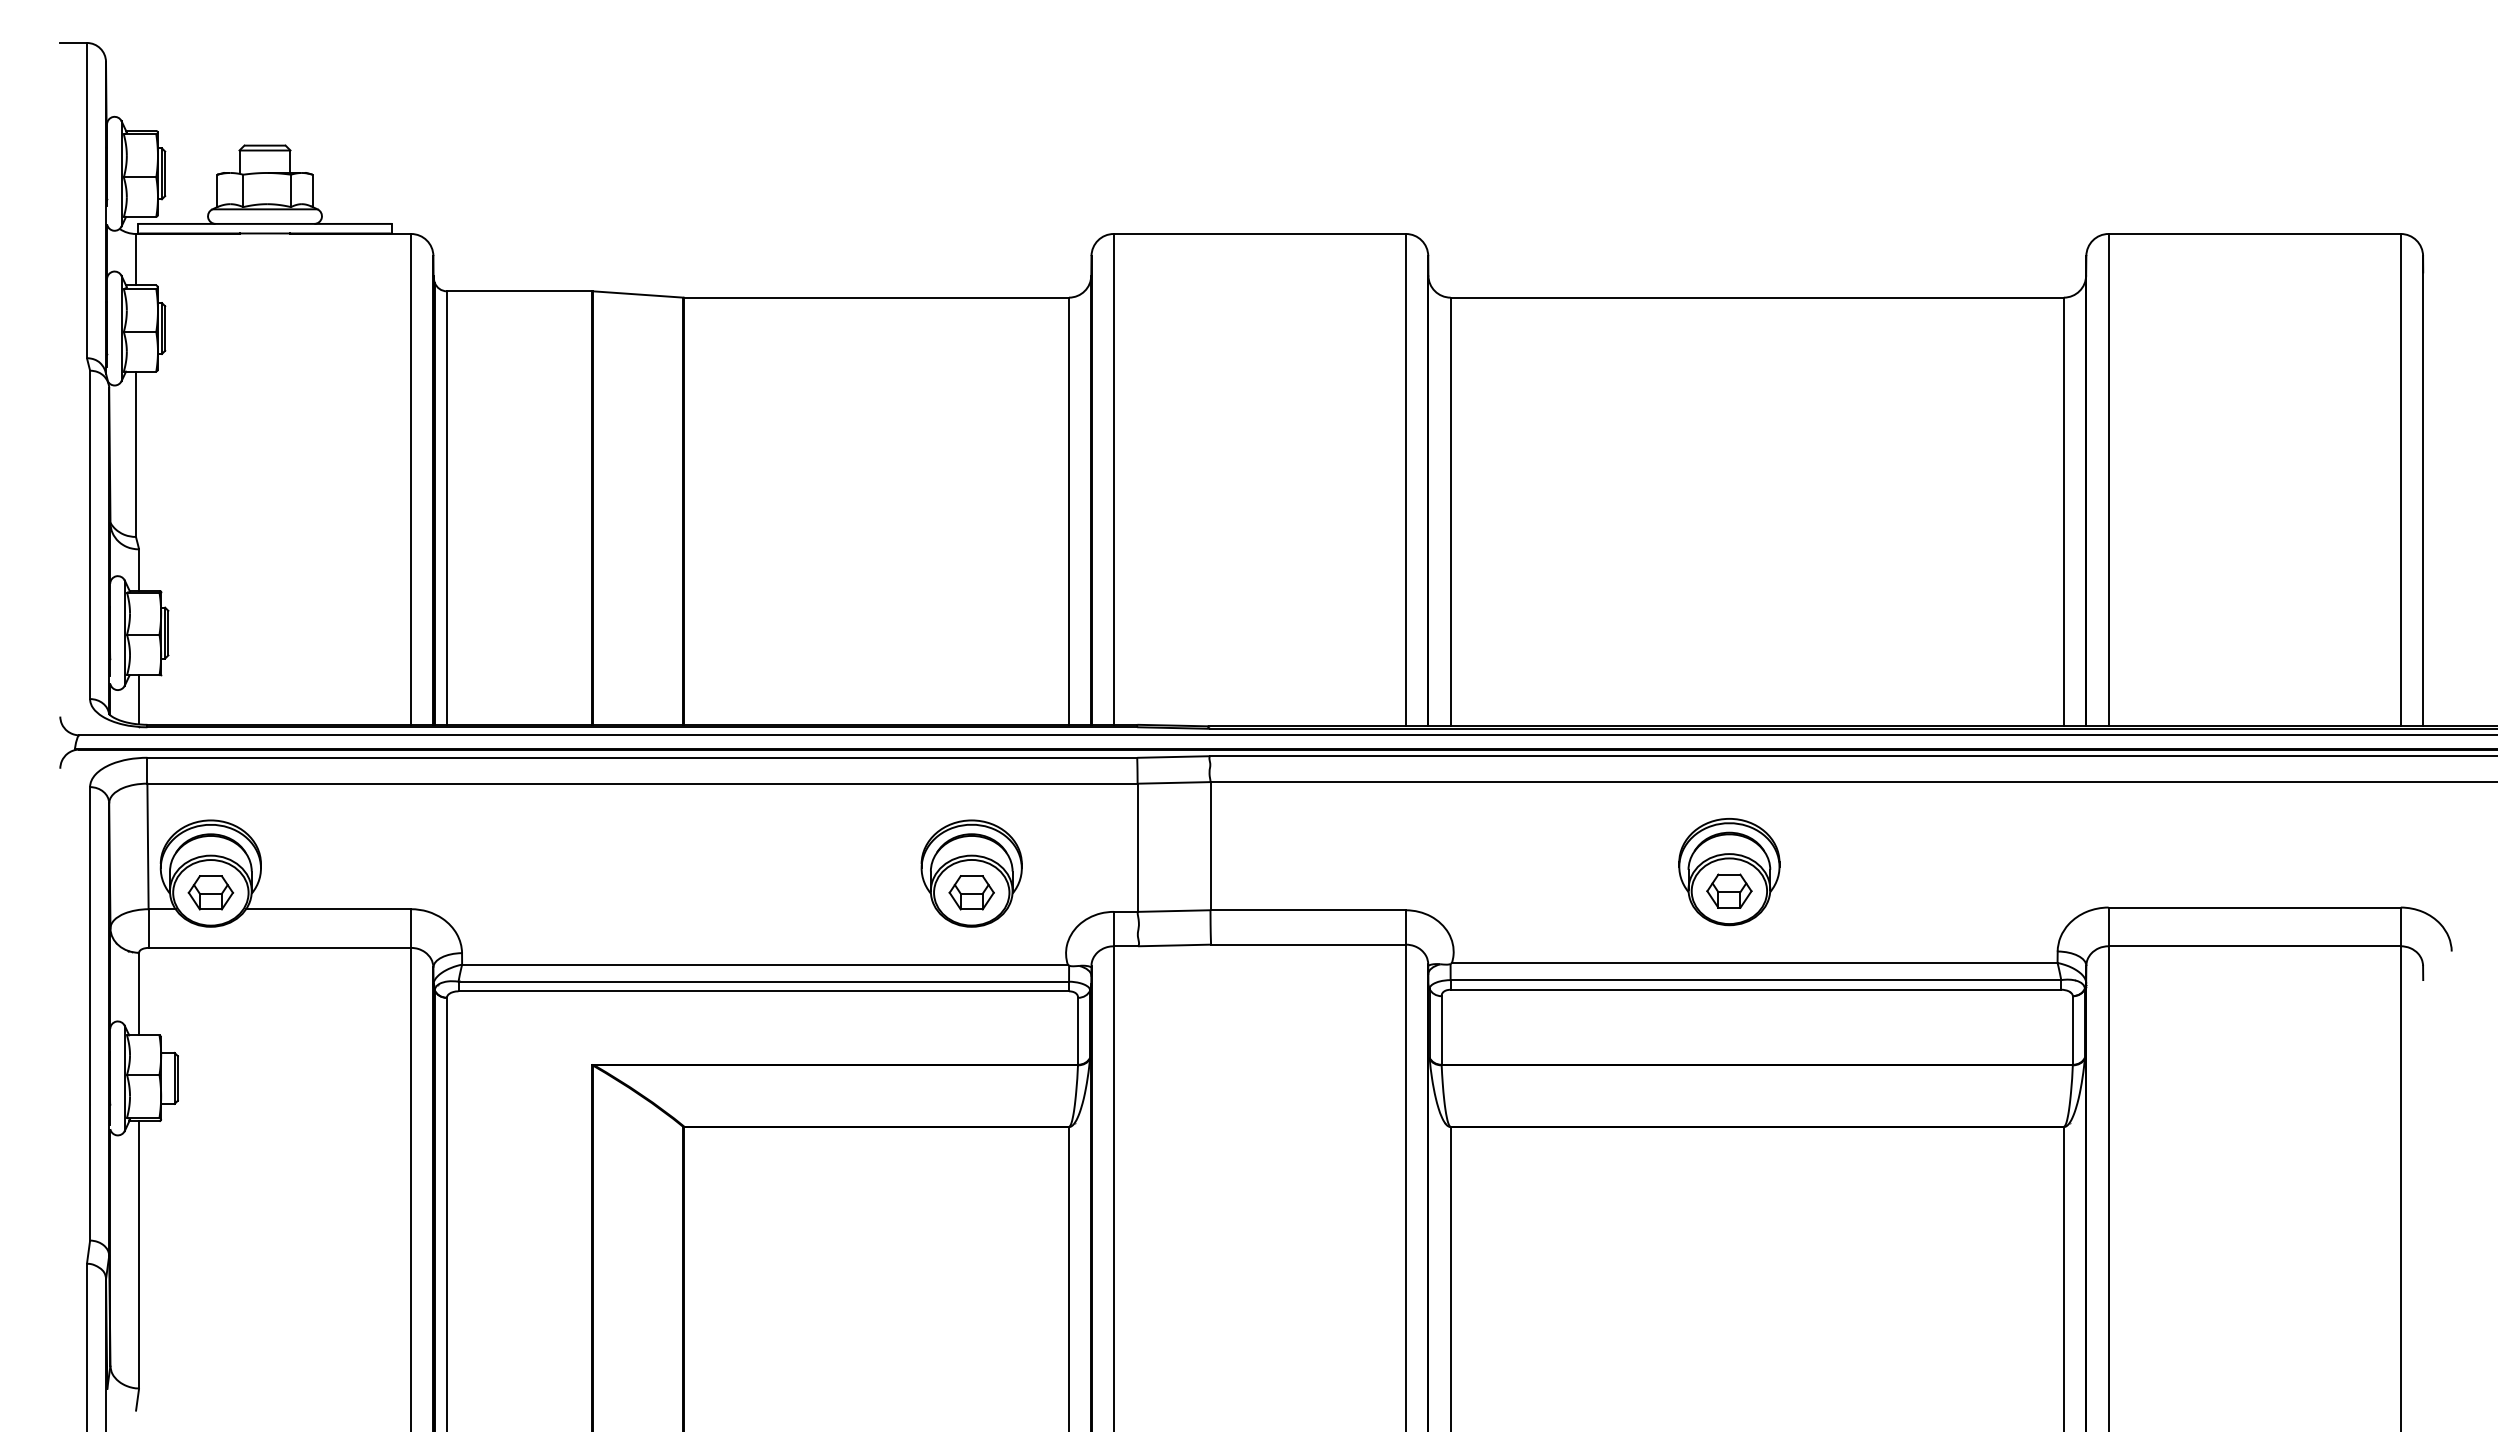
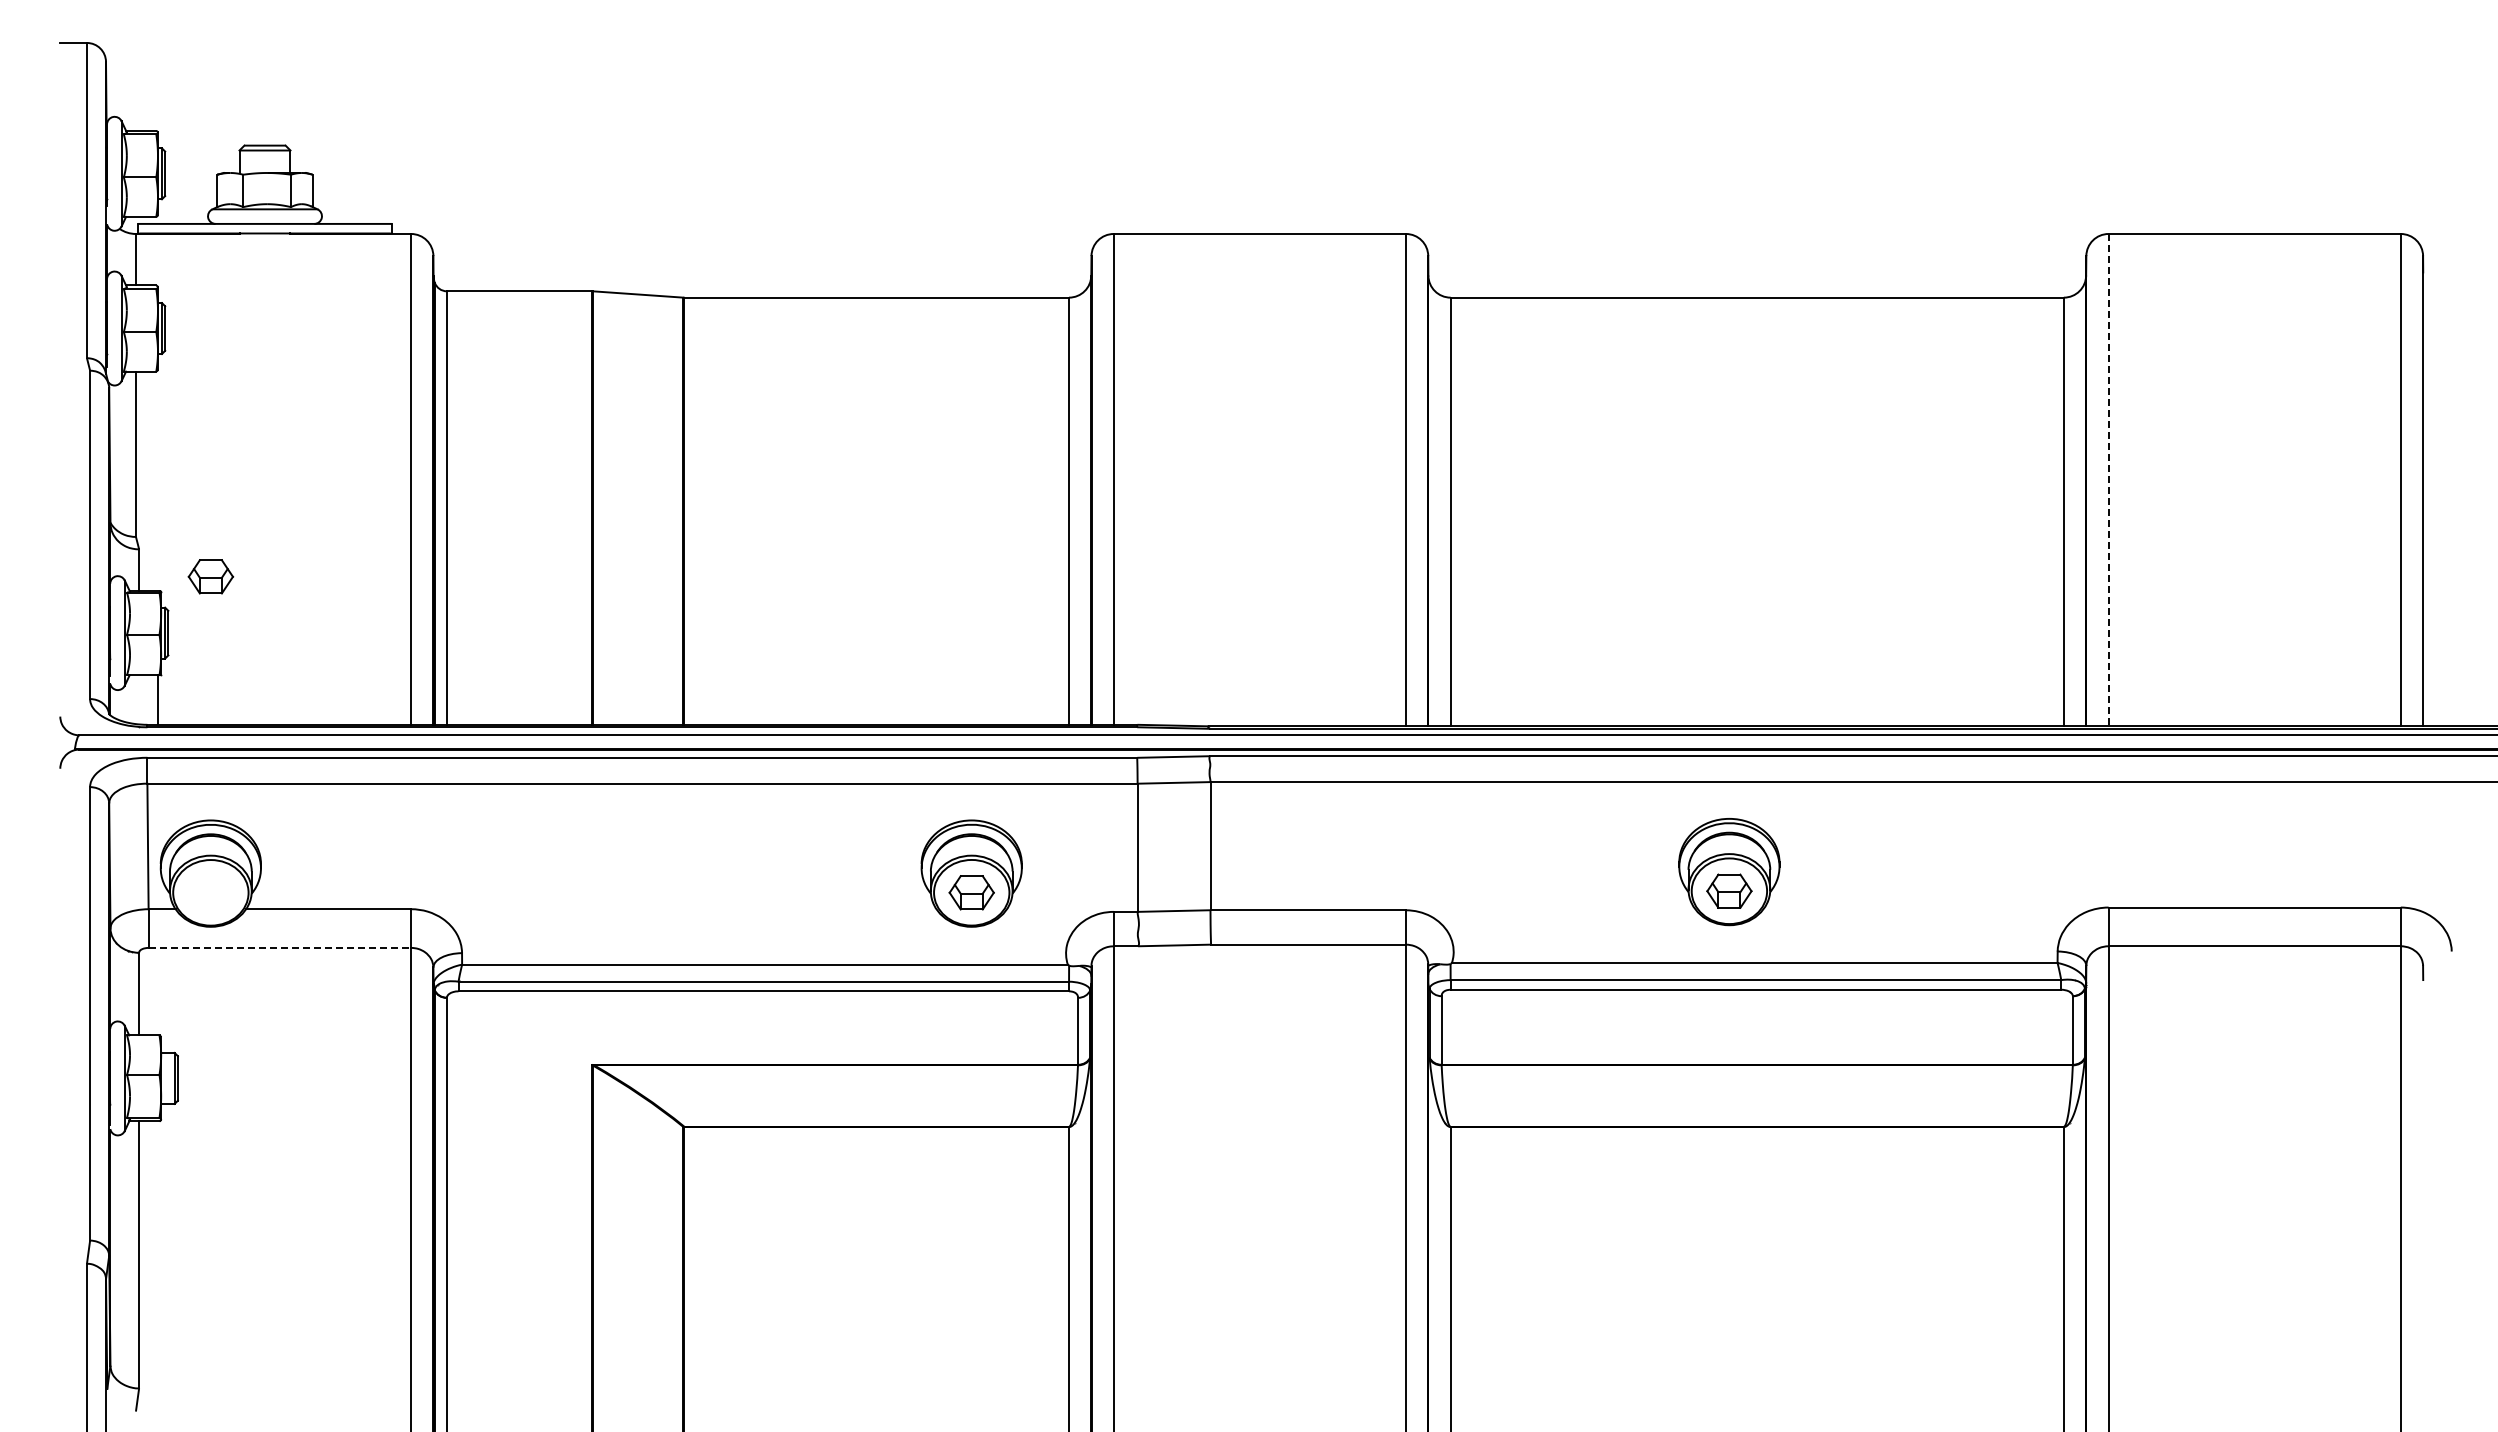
line: solid -> dashed (2108, 480)
line position: (139, 699) -> (158, 699) (158, 699)
part position: (210, 892) -> (210, 576) (210, 576)
line: solid -> dashed (280, 947)
